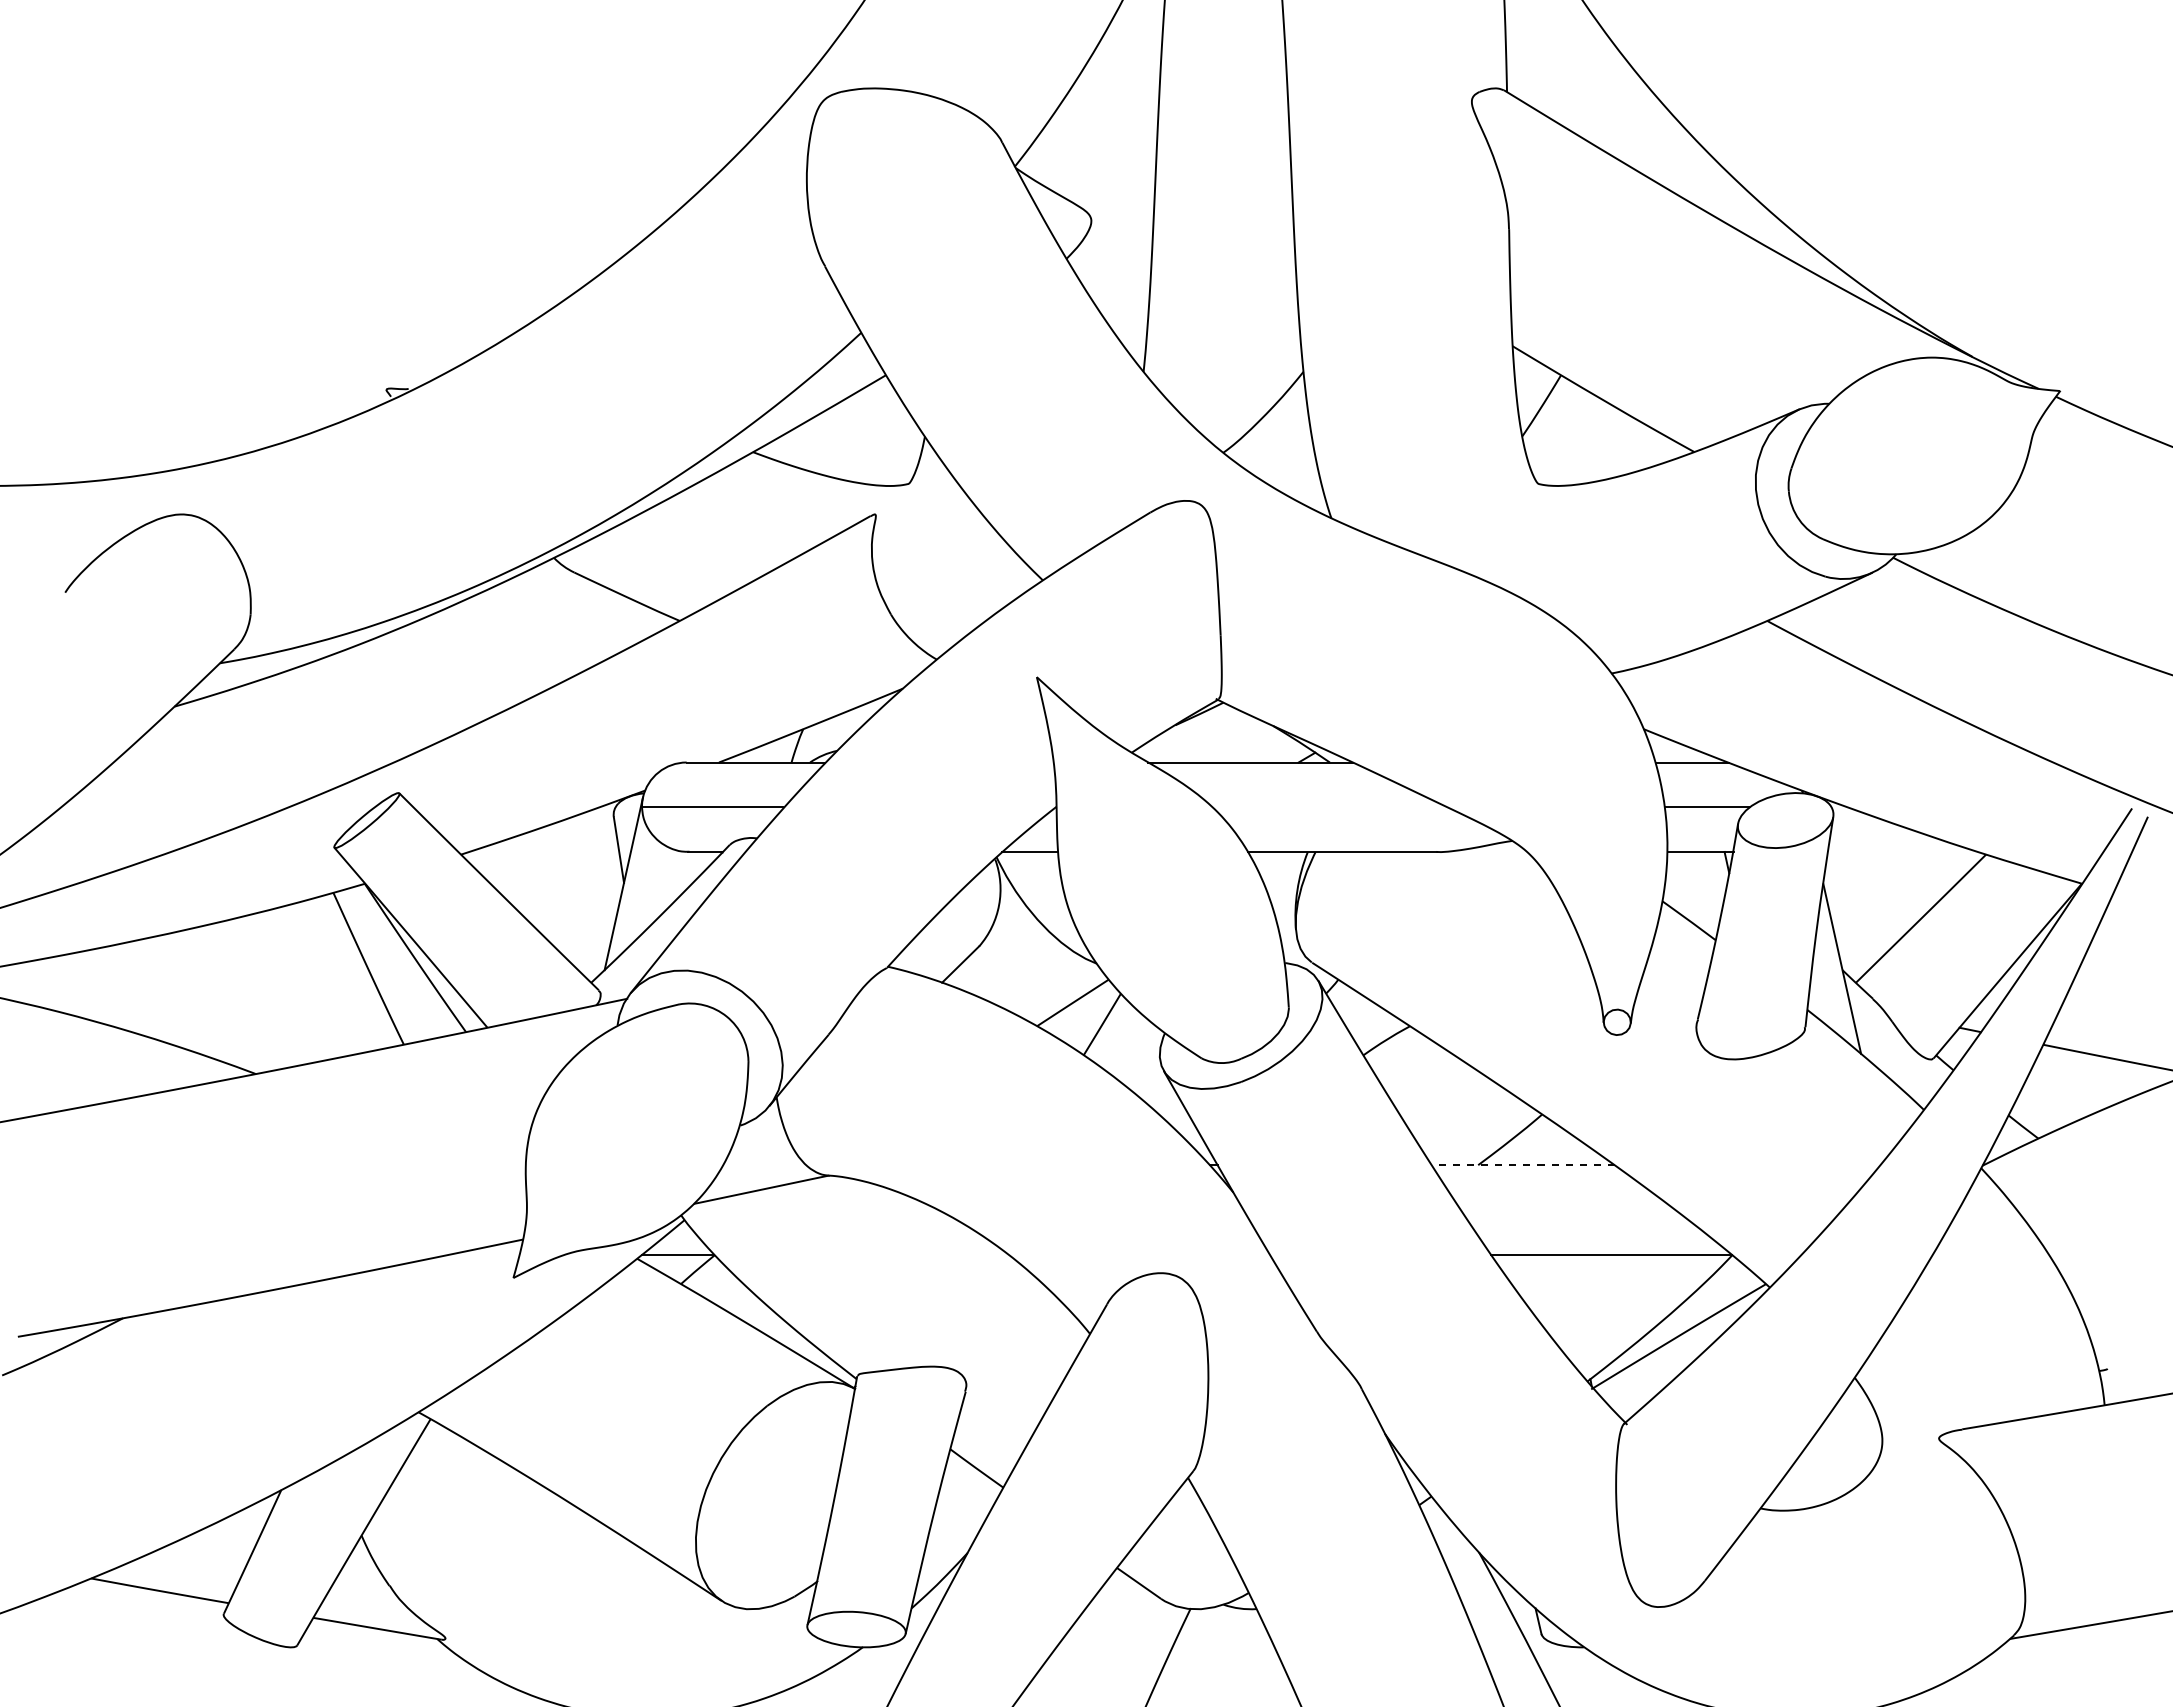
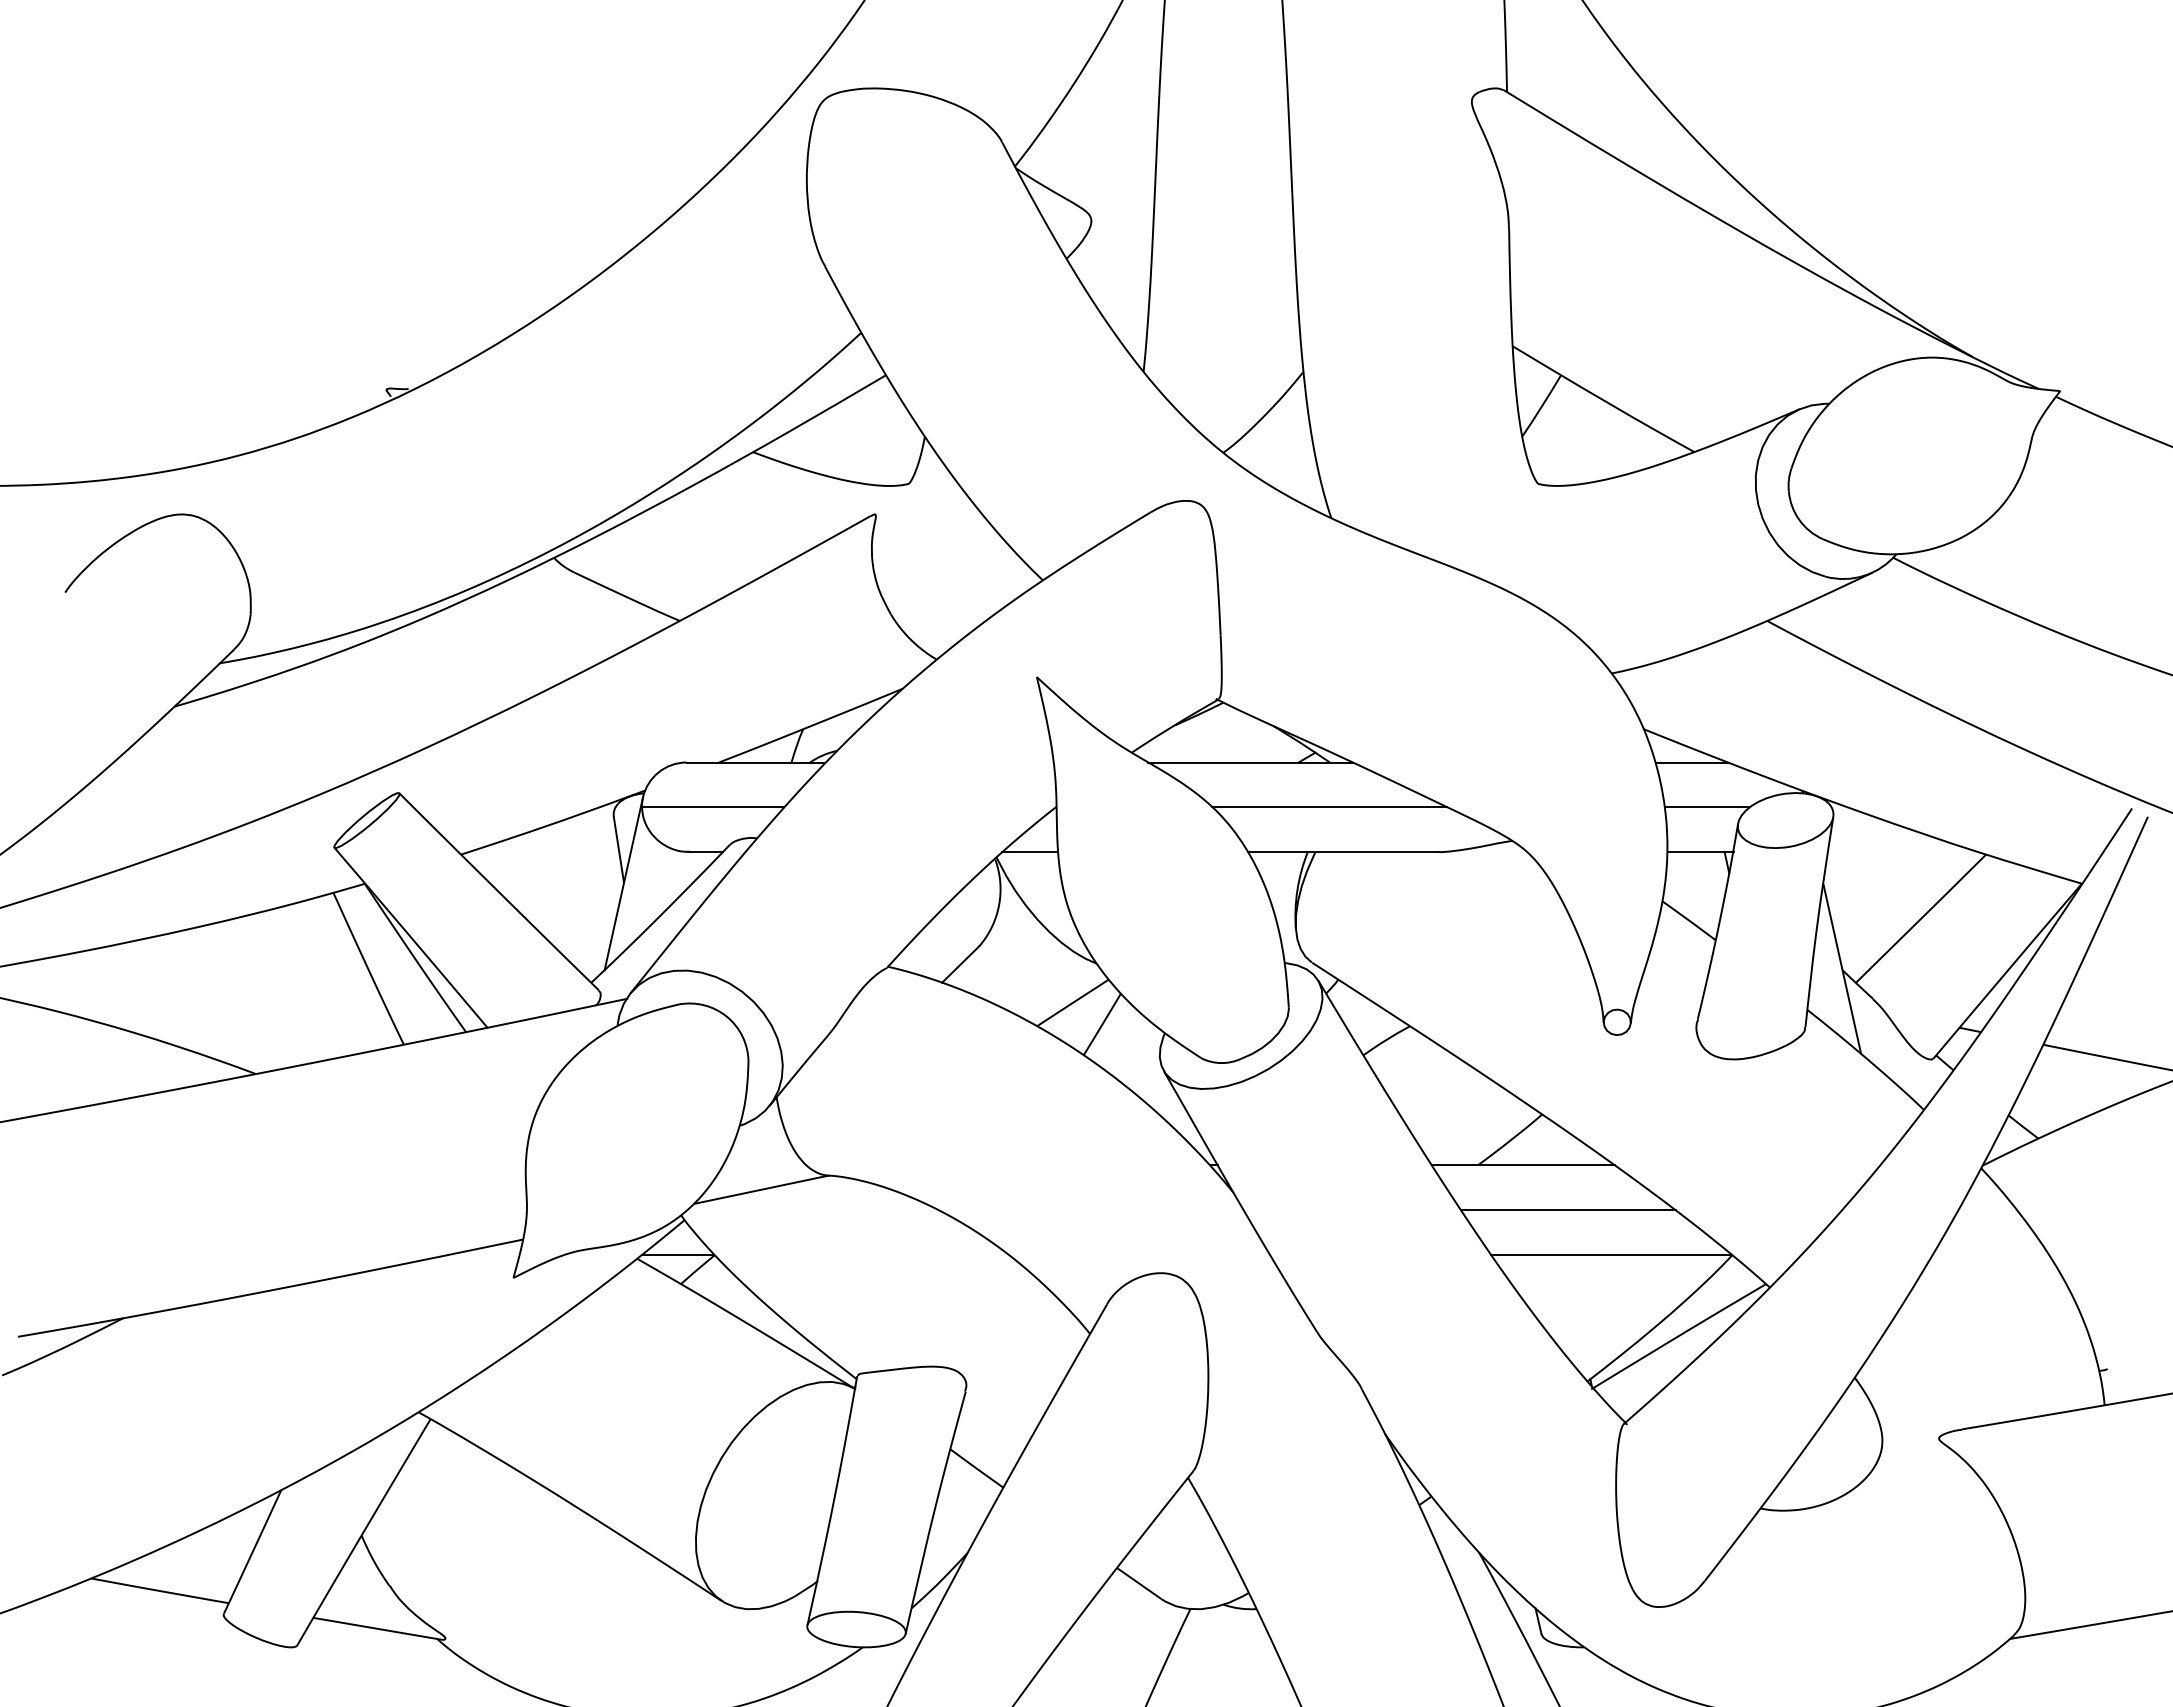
line: none -> present (1329, 807)
line: dashed -> solid (1522, 1165)
line: none -> present (1567, 1209)
